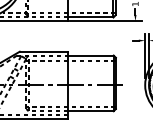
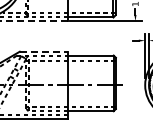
line: solid -> dashed (34, 21)
line: solid -> dashed (44, 51)
